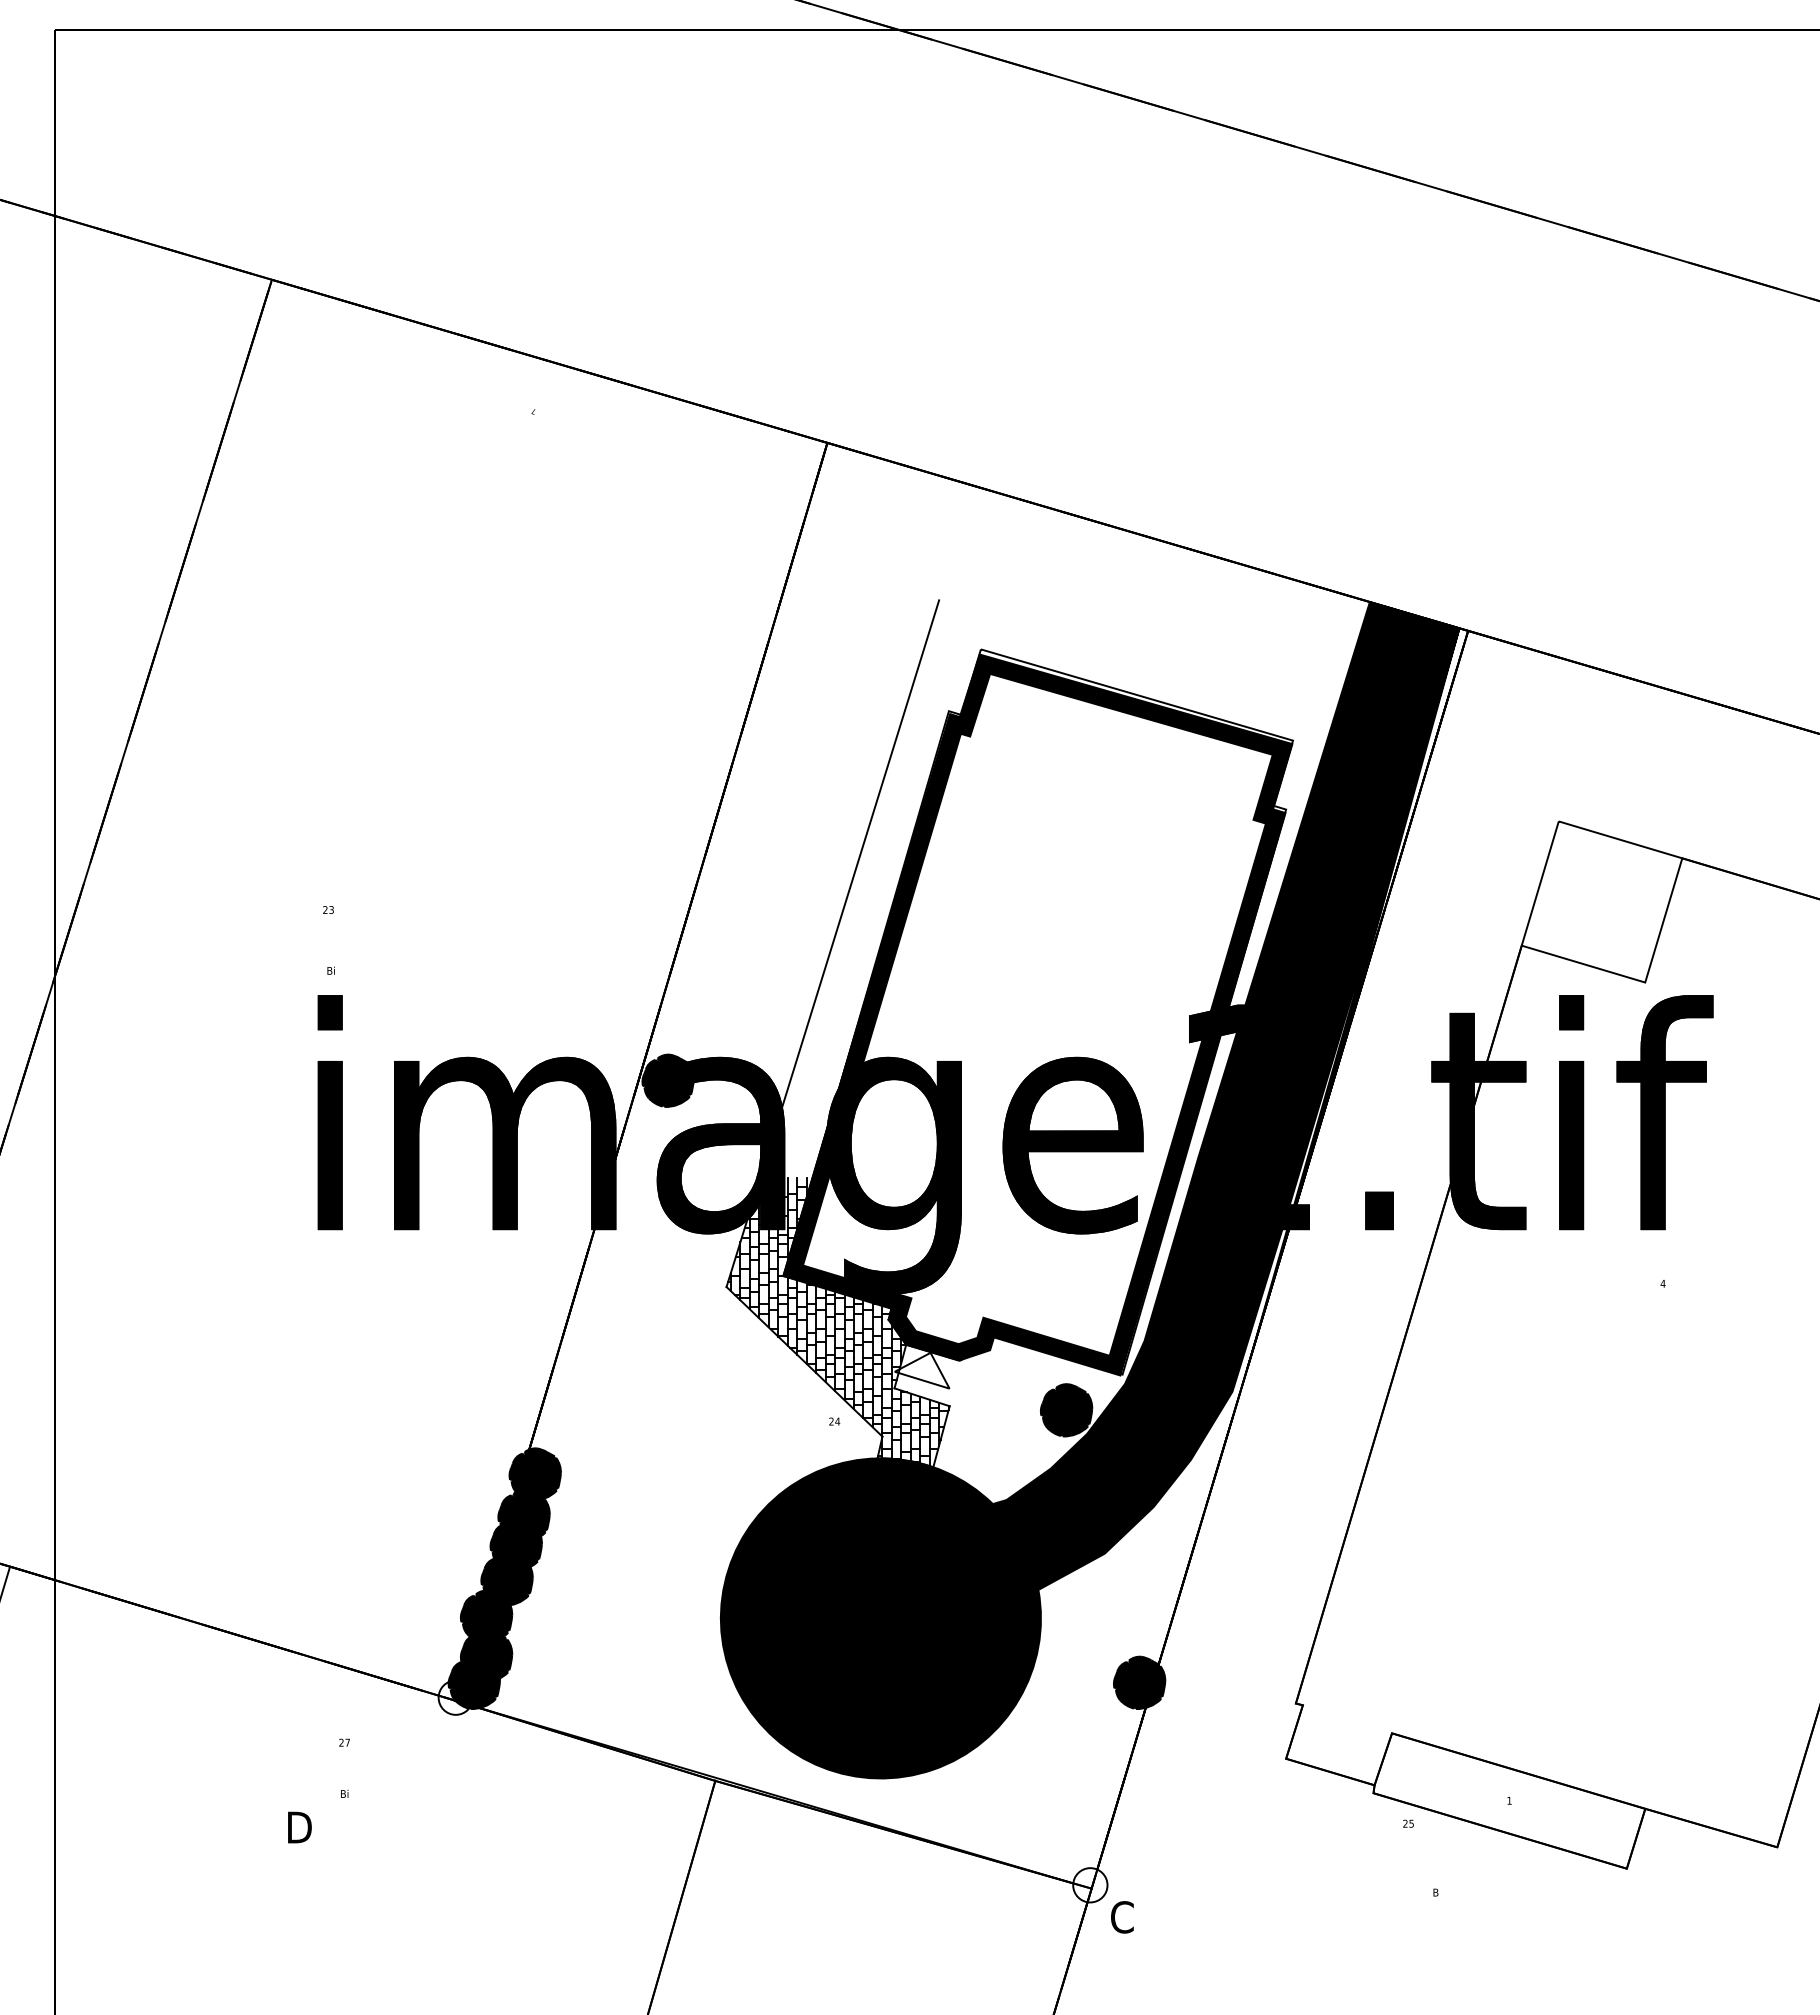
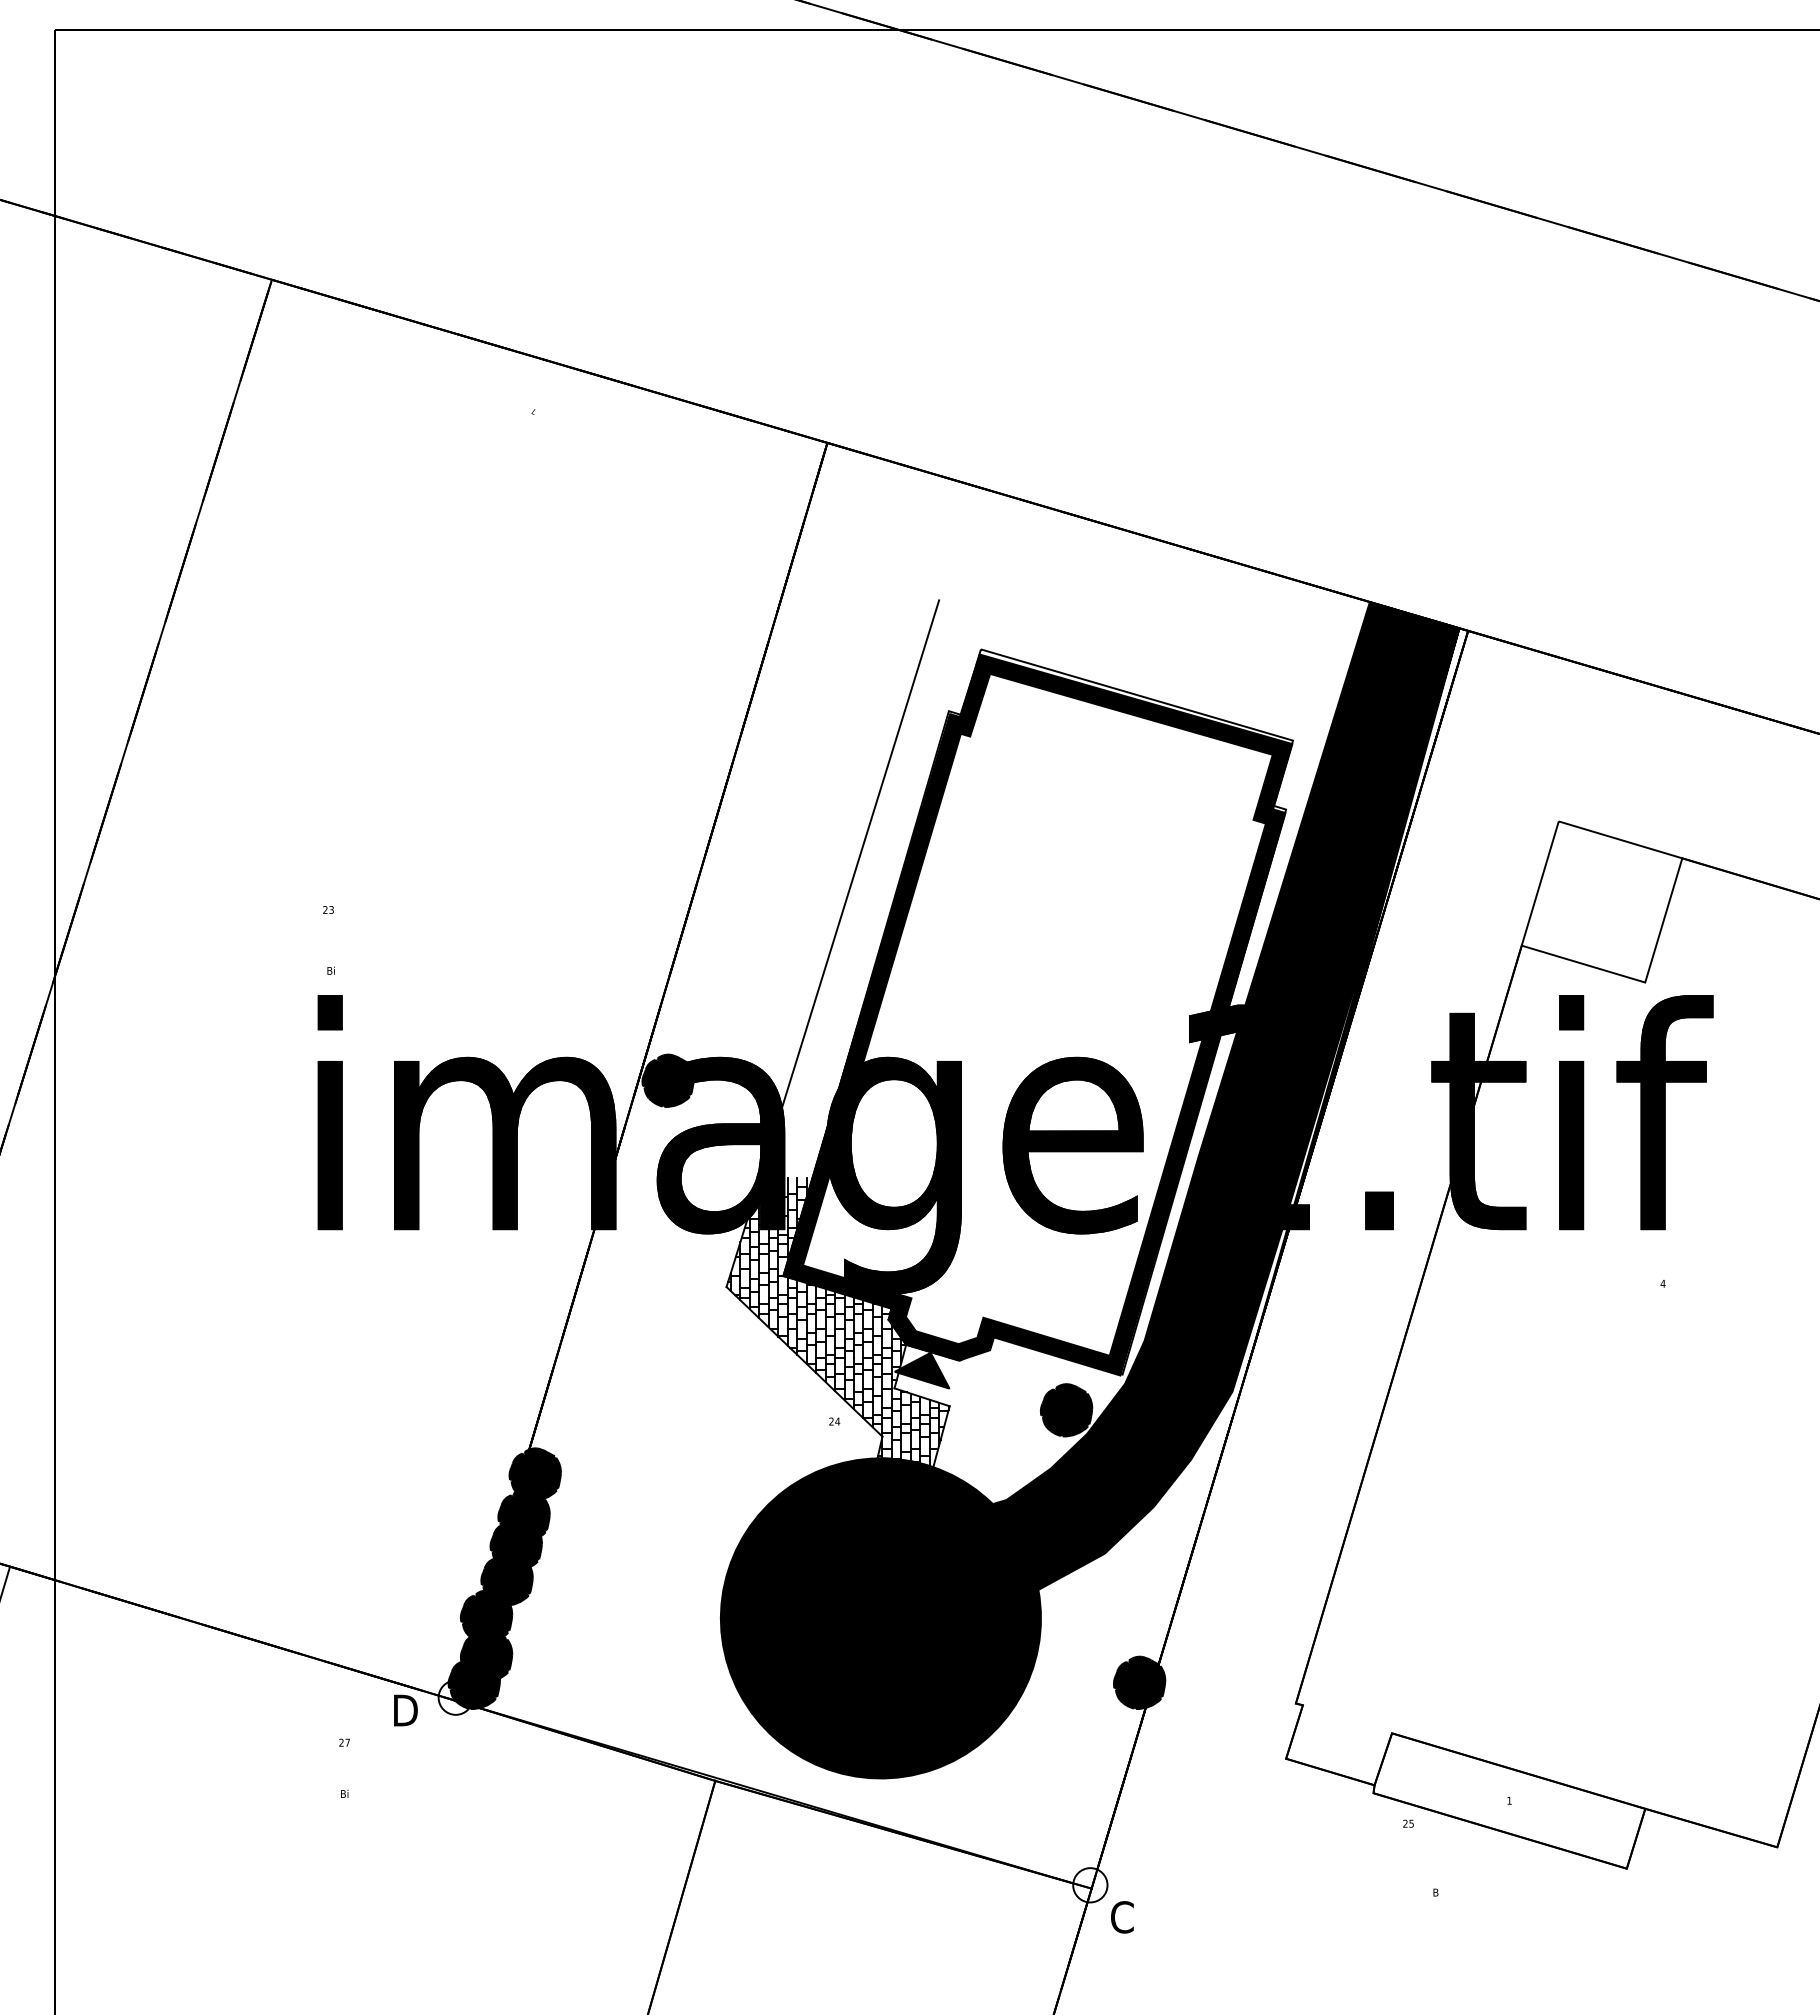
fill: none -> present (921, 1370)
text position: (299, 1827) -> (405, 1710) (405, 1710)
